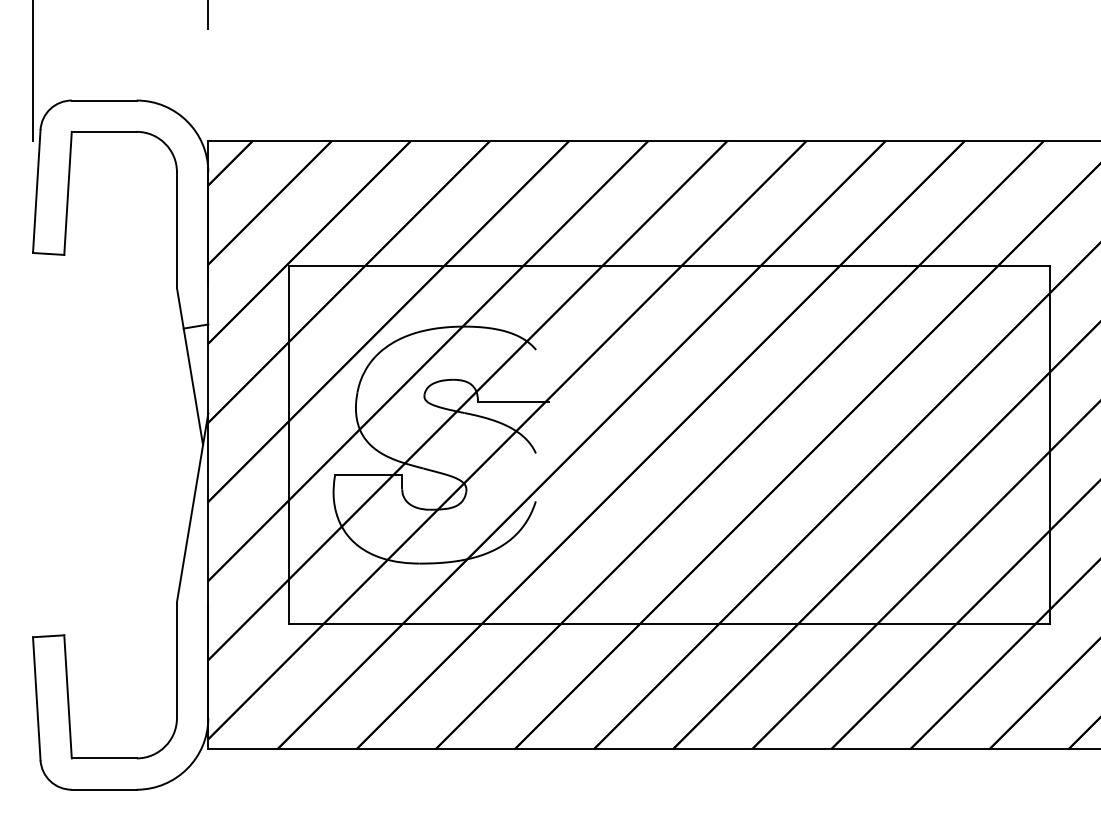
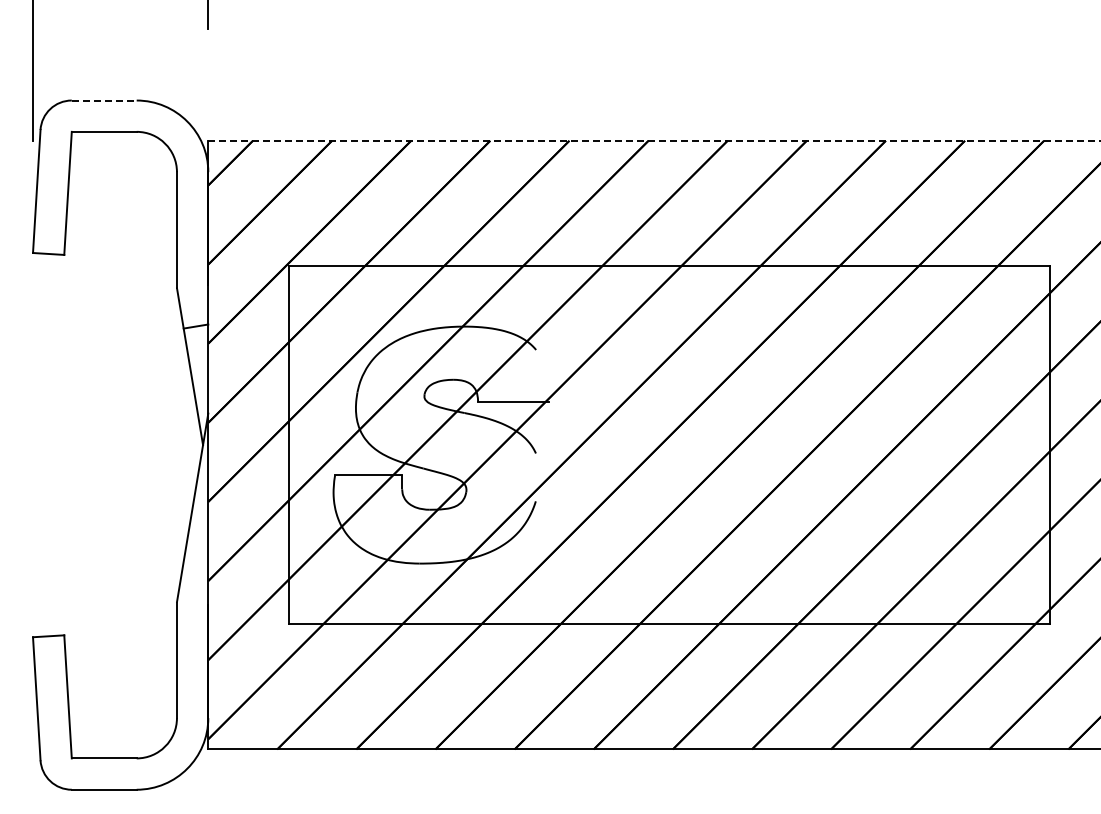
line: solid -> dashed (104, 100)
line: solid -> dashed (655, 140)
